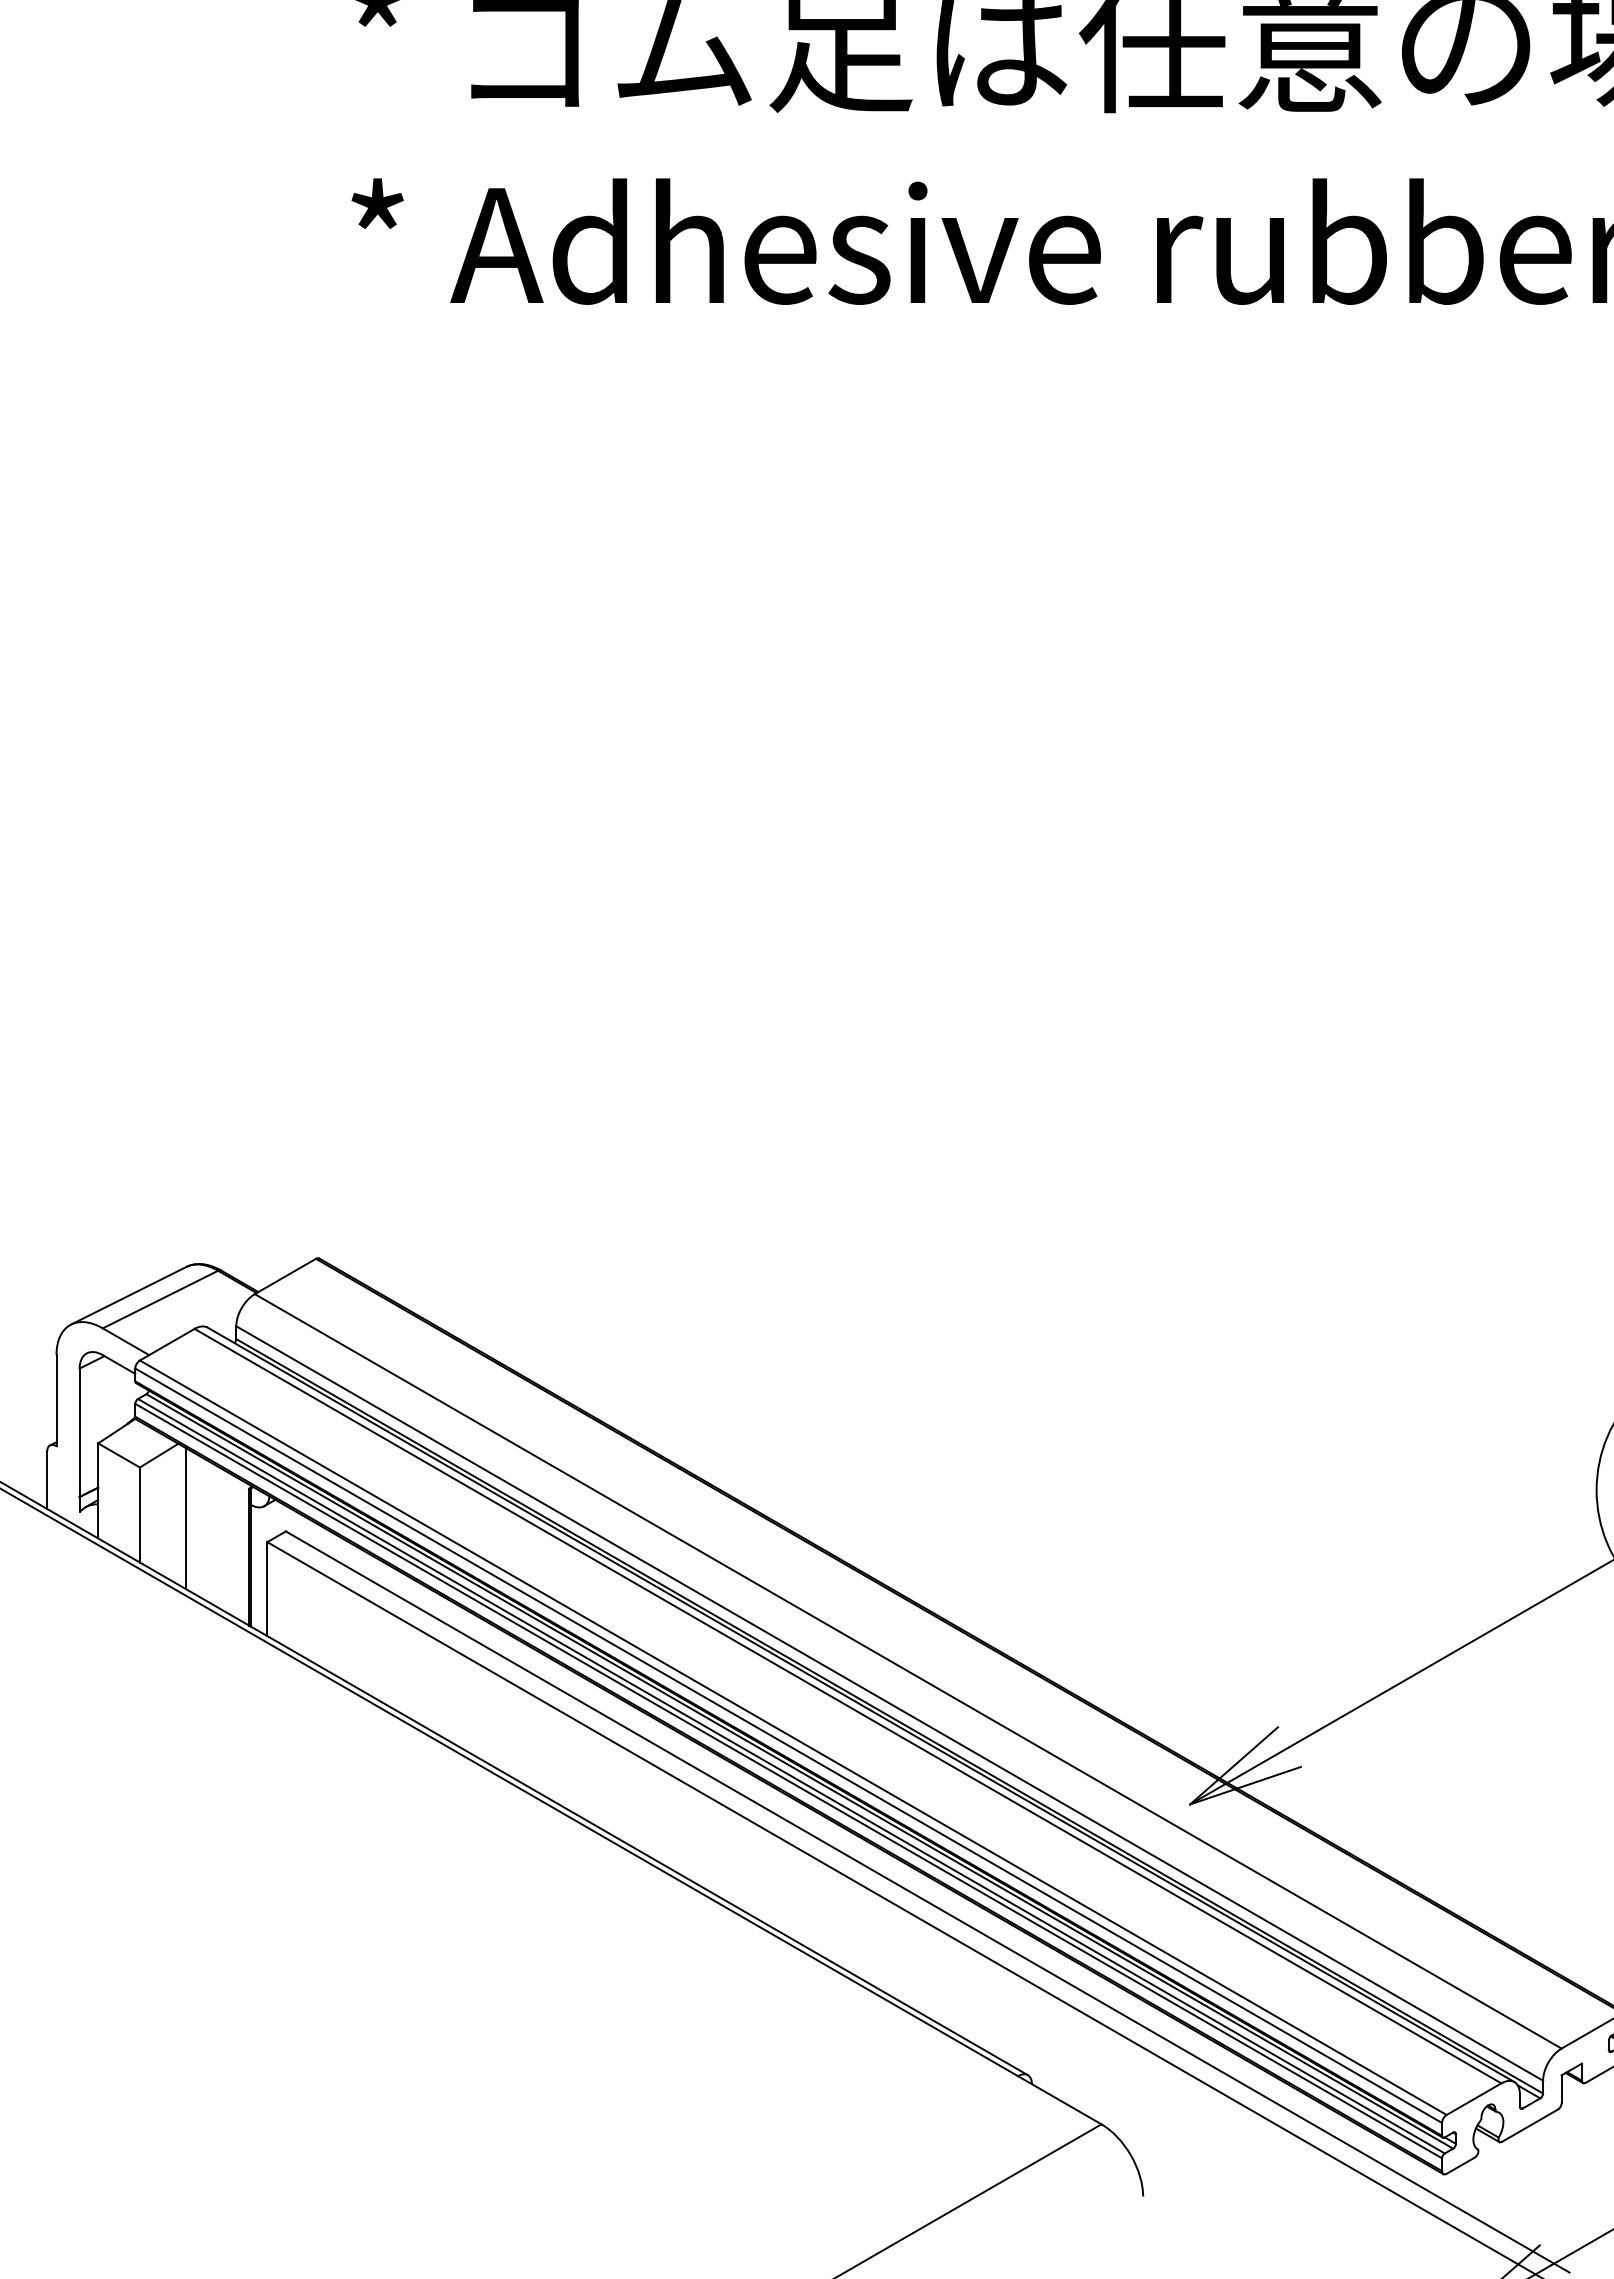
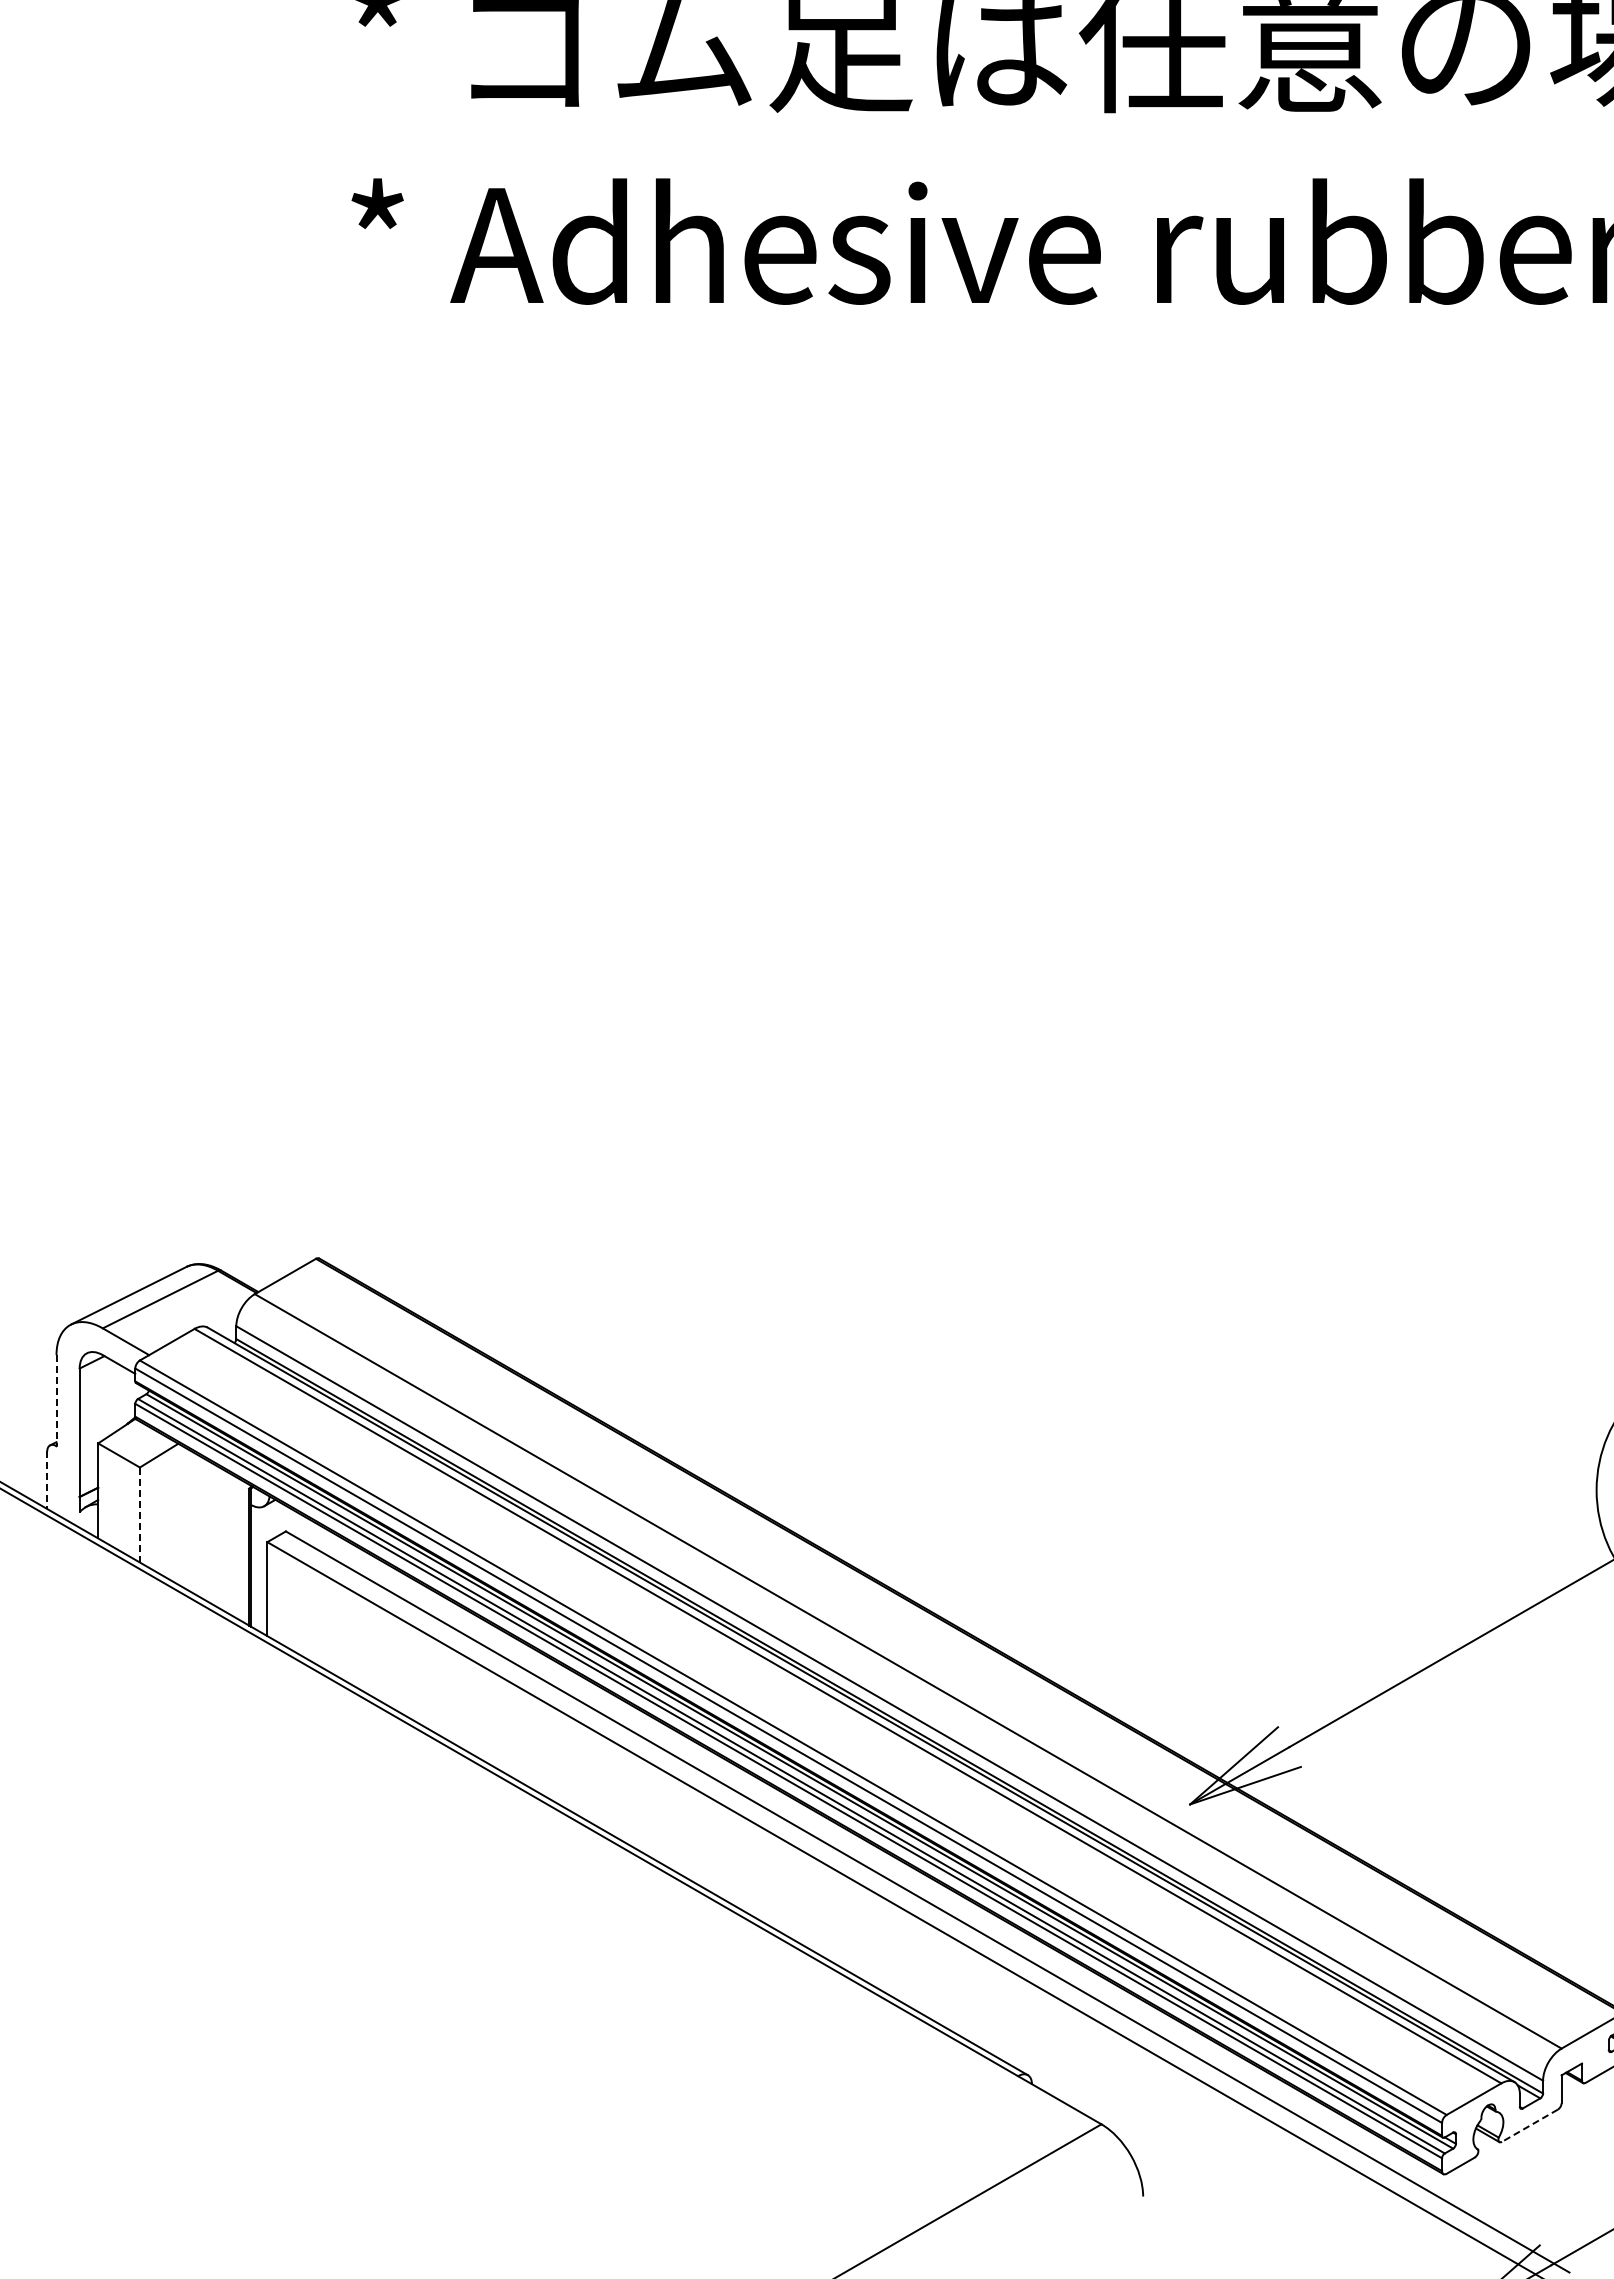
line: solid -> dashed (56, 1401)
line: solid -> dashed (47, 1480)
line: solid -> dashed (139, 1515)
line: present -> none (186, 1518)
line: solid -> dashed (1529, 2125)
